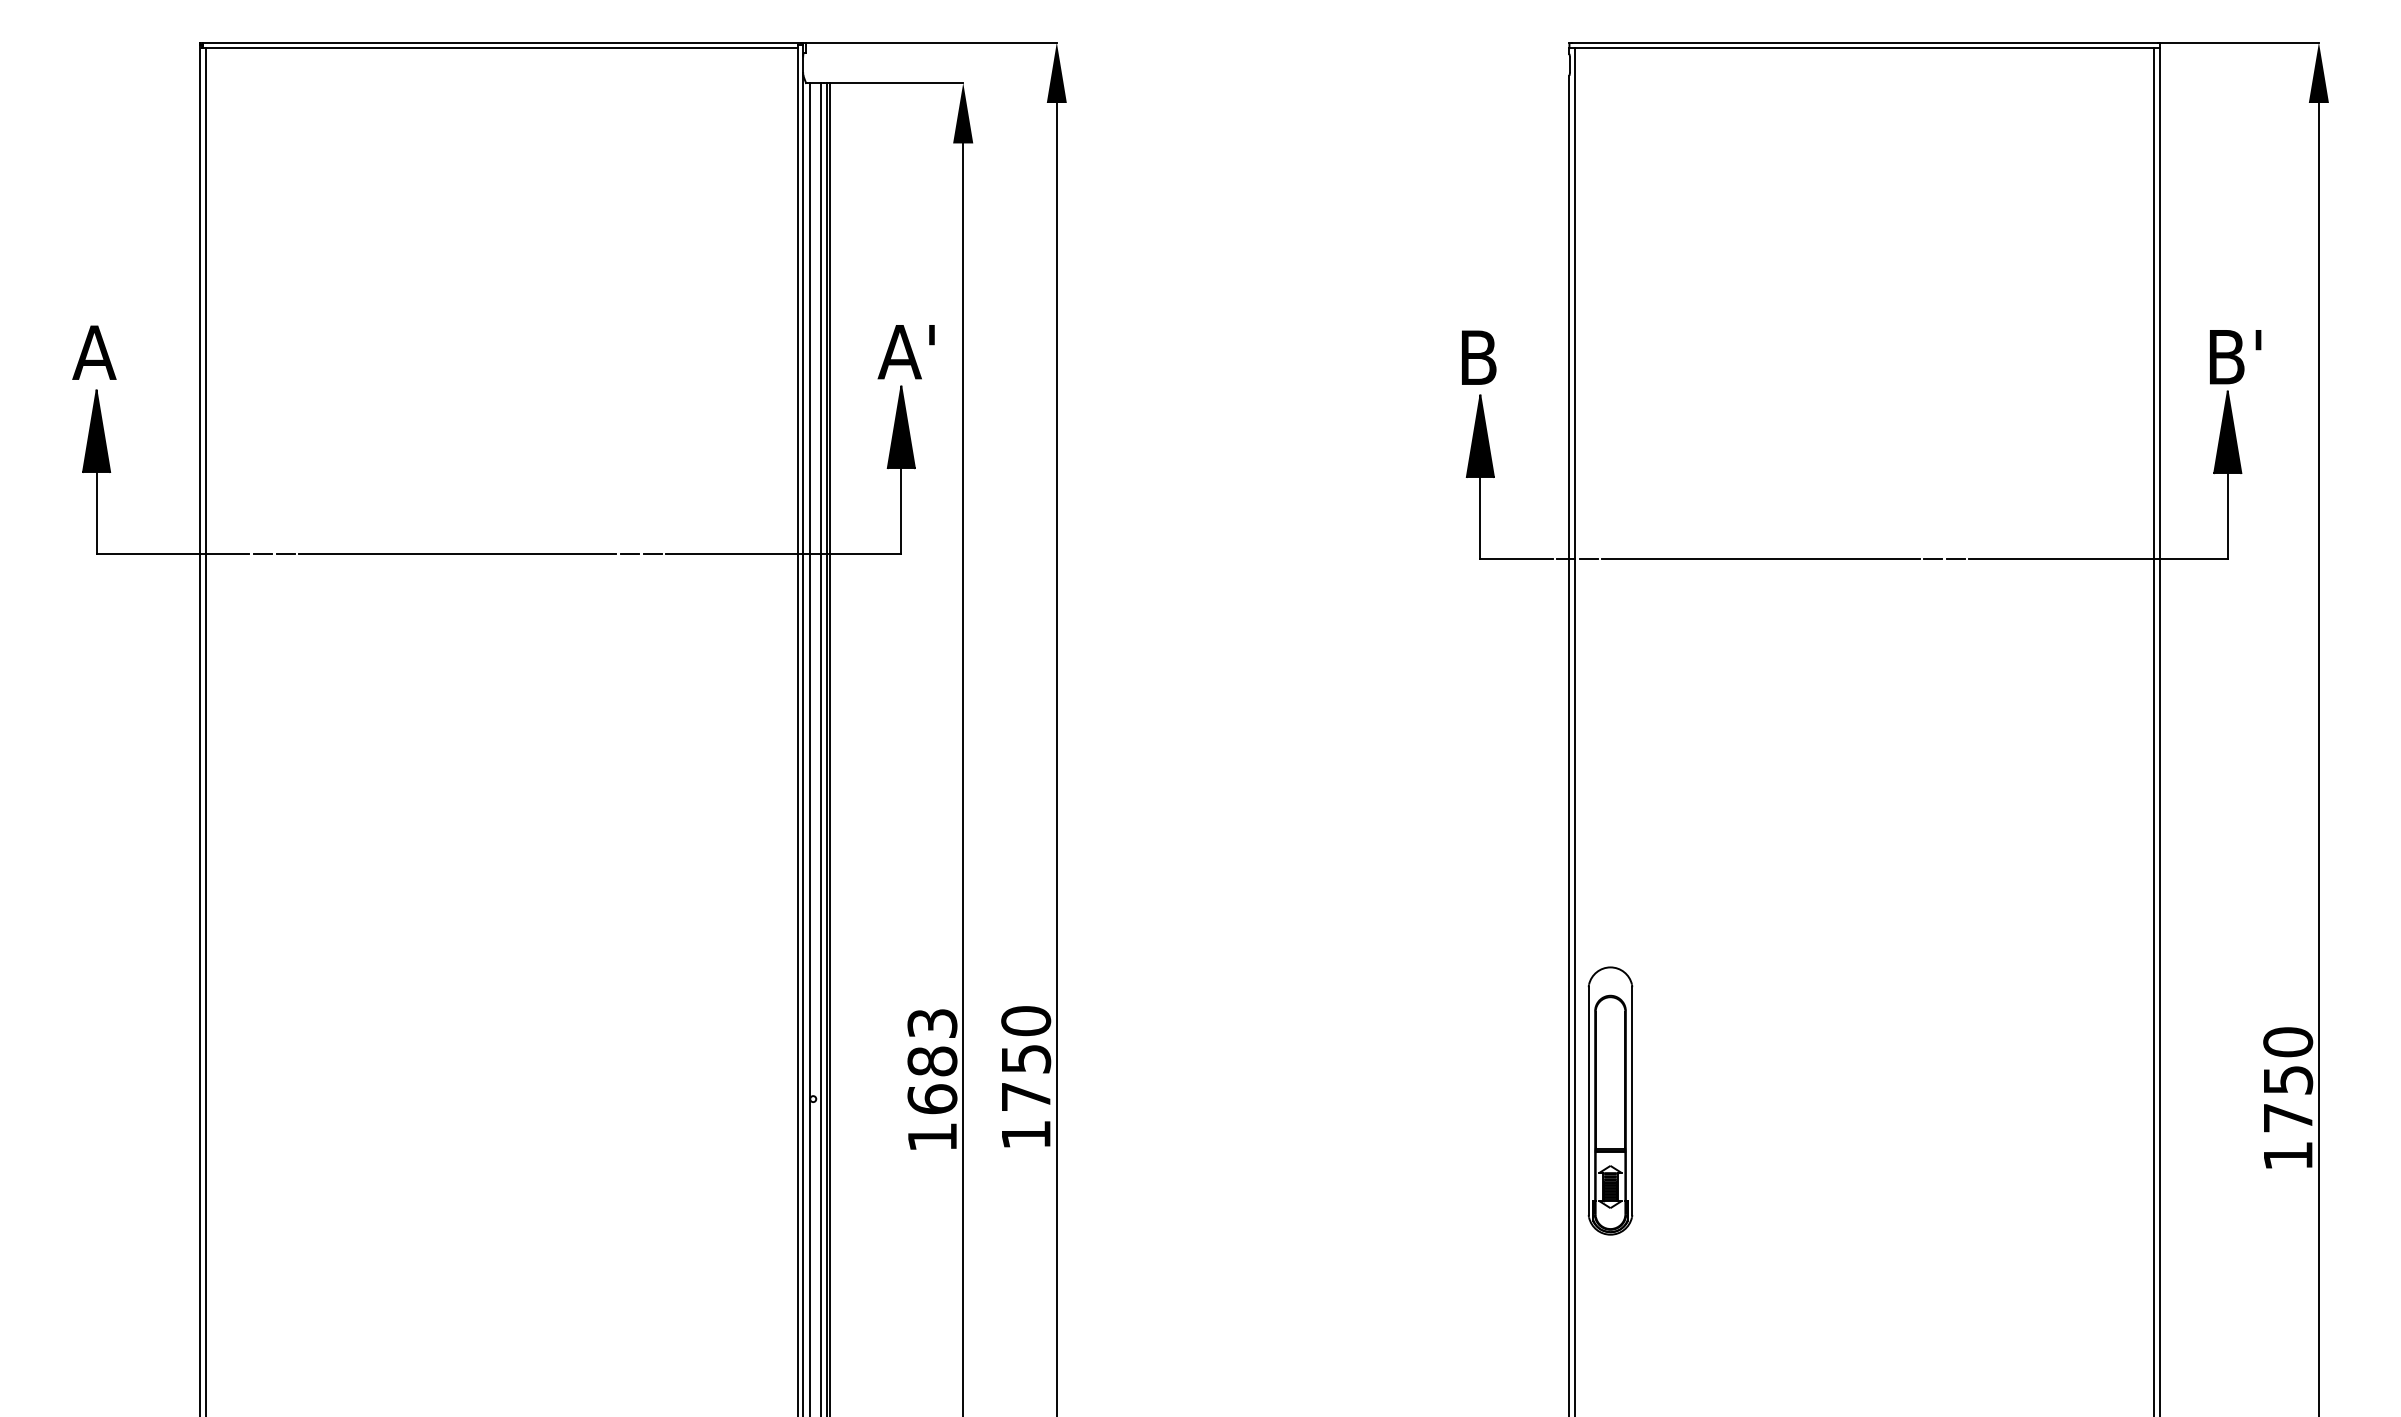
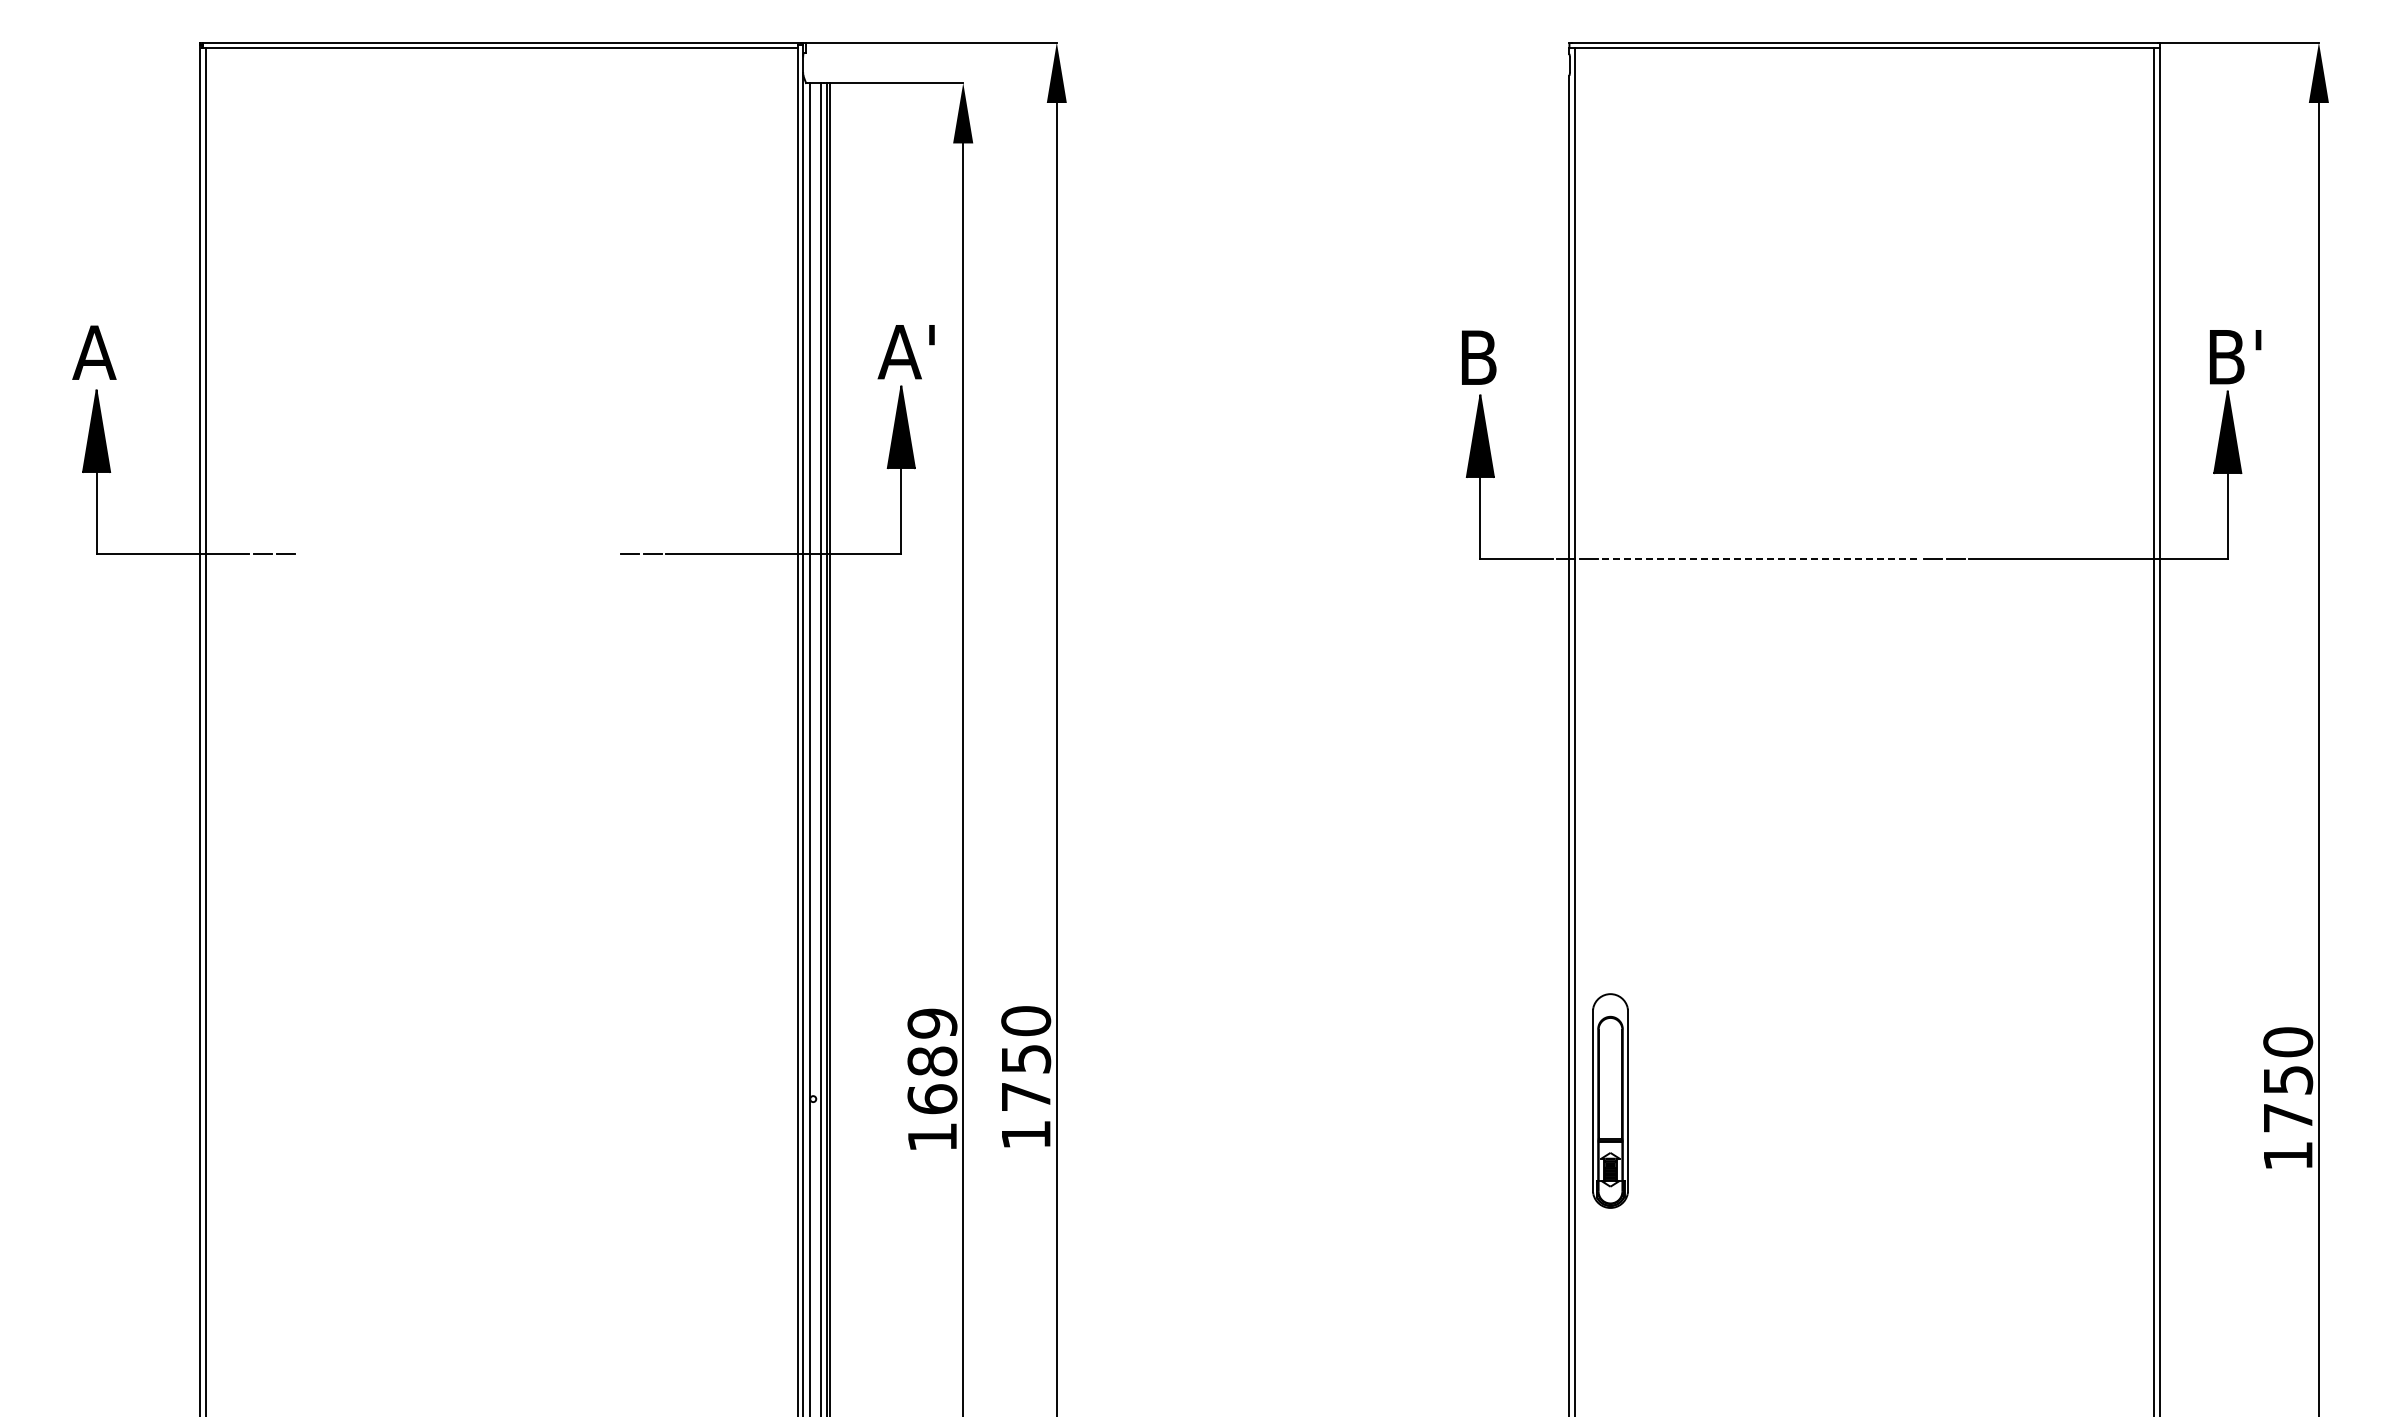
line: present -> none (457, 553)
line: solid -> dashed (1761, 558)
text: 1683 -> 1689 (932, 1023)
part size: 47x270 px -> 37x216 px (1610, 1100)
